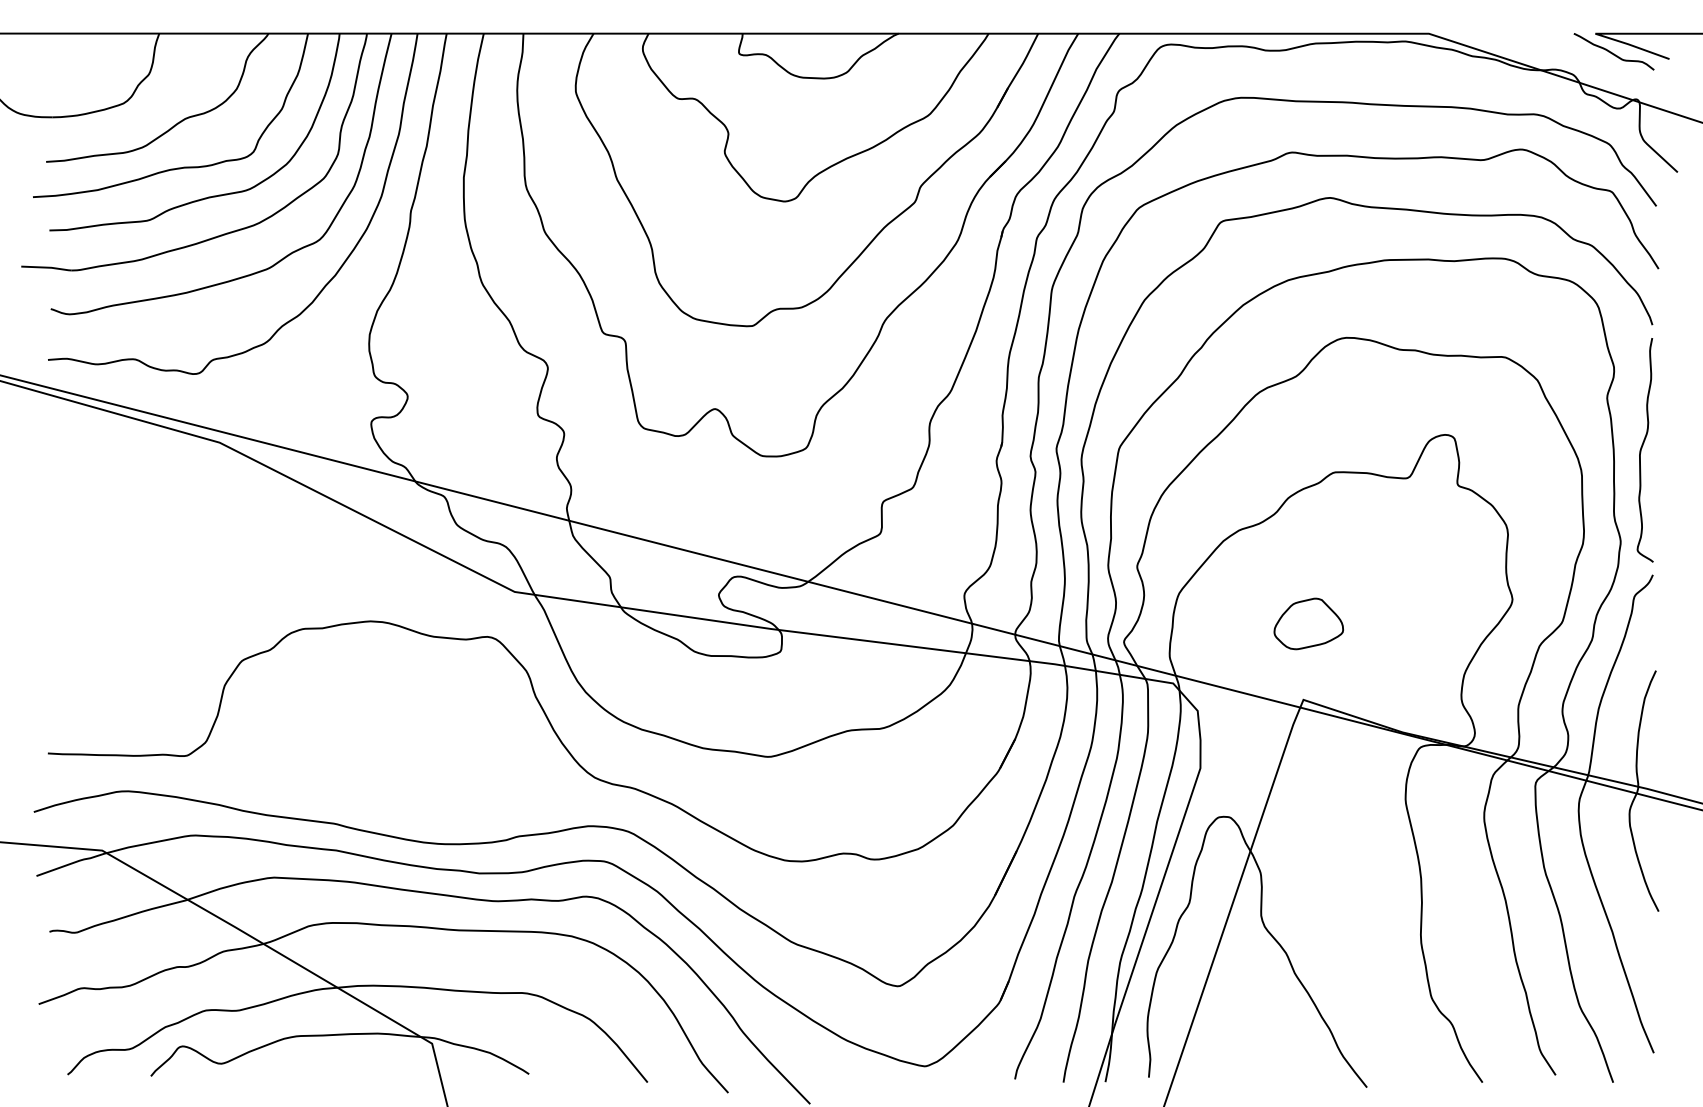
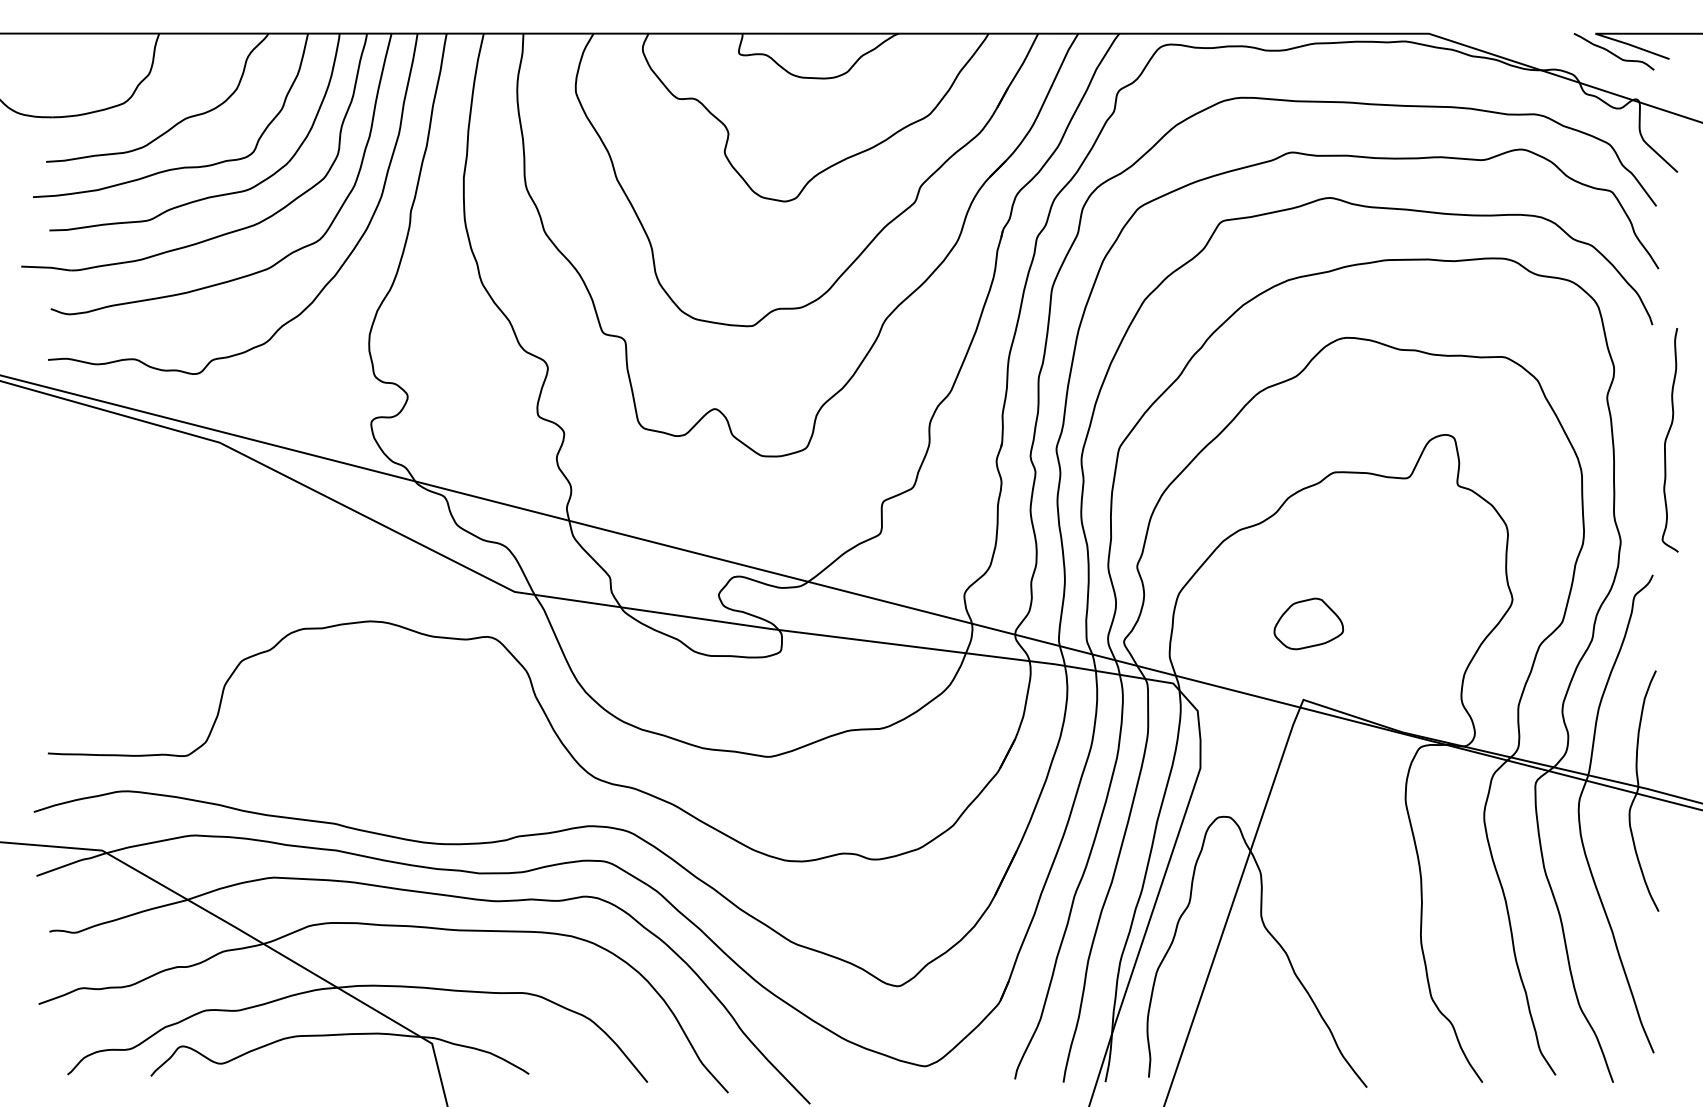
curve position: (1642, 448) -> (1667, 438) (1667, 438)
